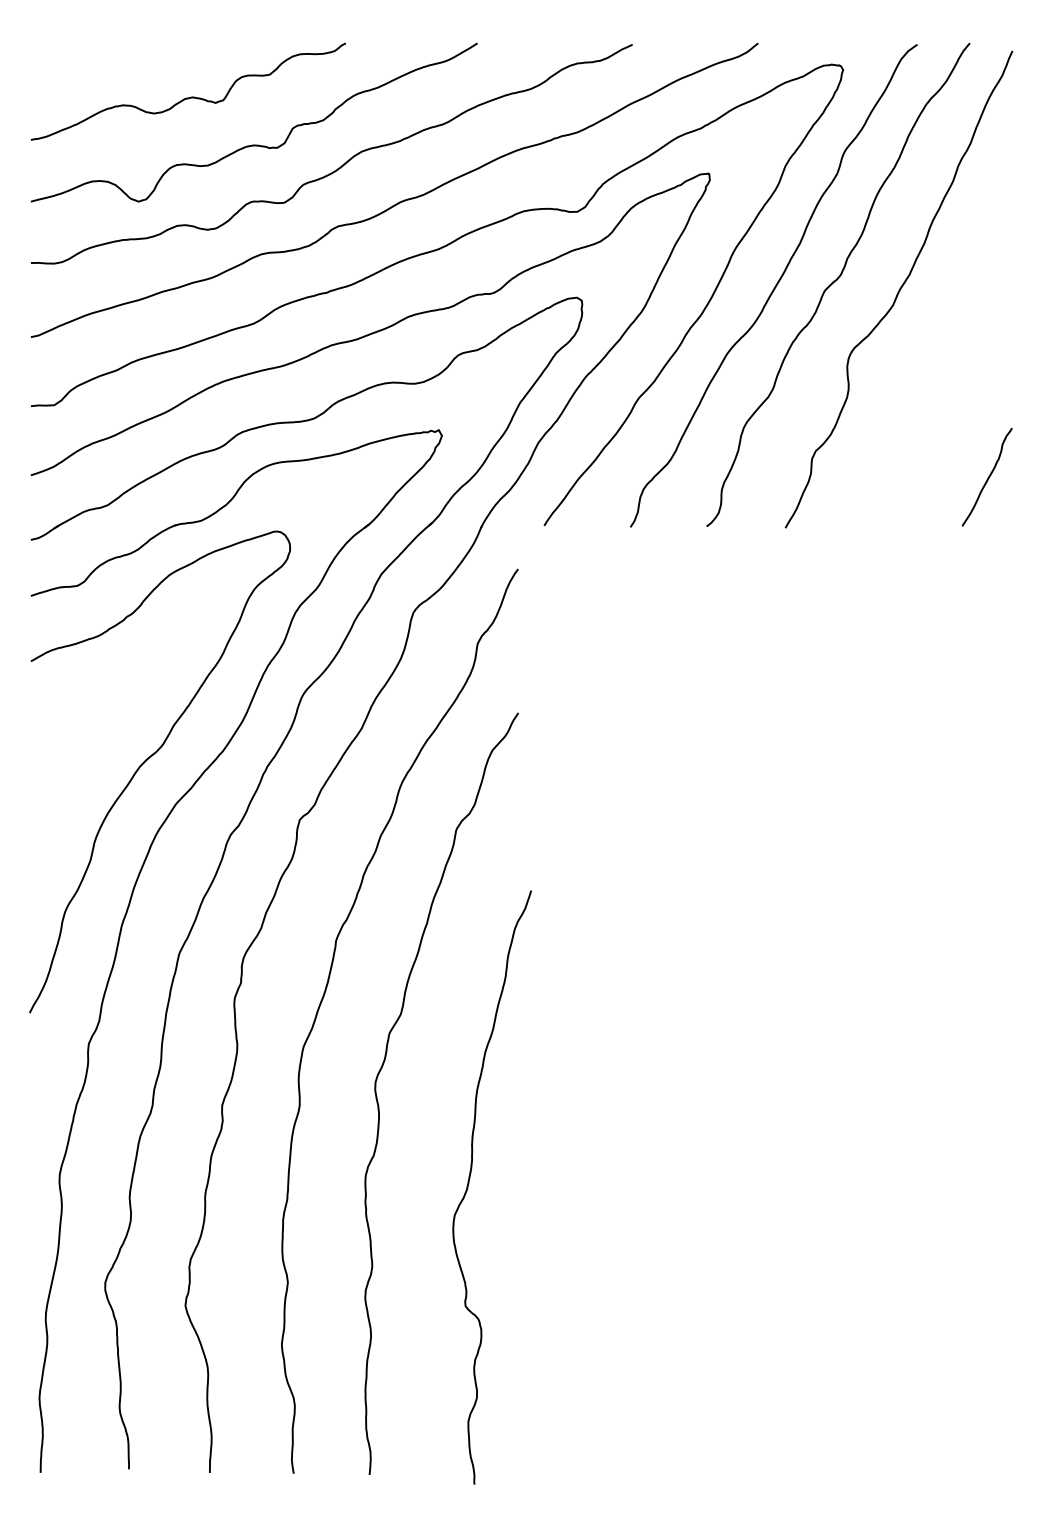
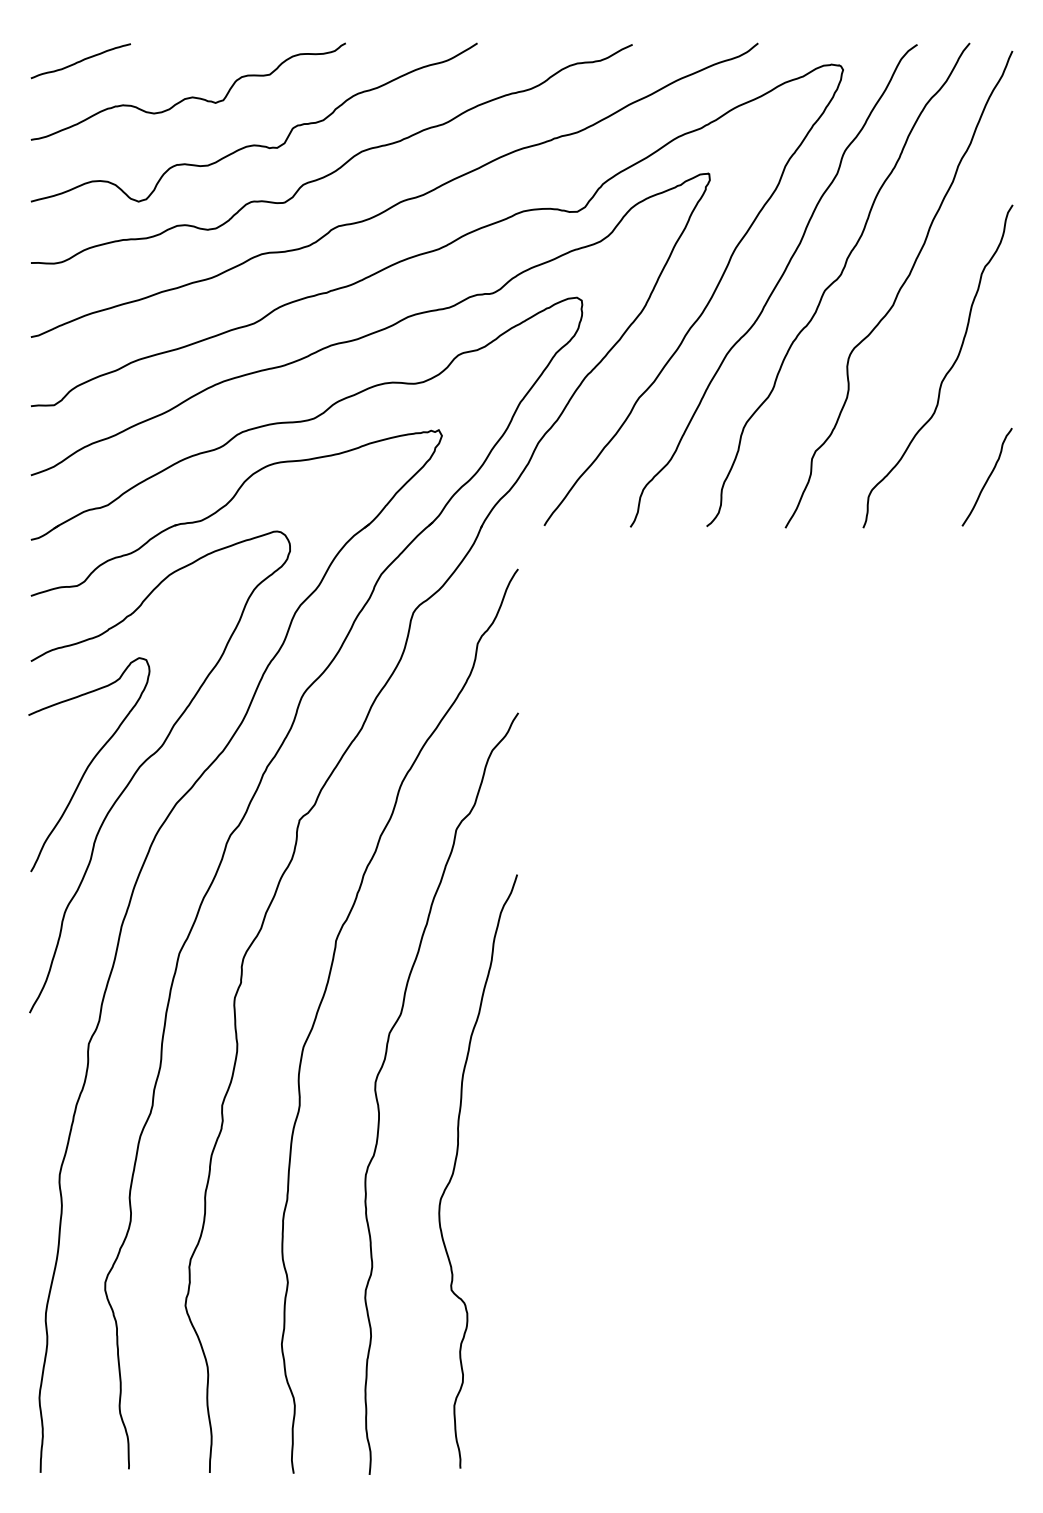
curve: none -> present (80, 61)
curve: none -> present (946, 372)
curve: none -> present (89, 764)
curve position: (469, 1183) -> (455, 1167) (455, 1167)
